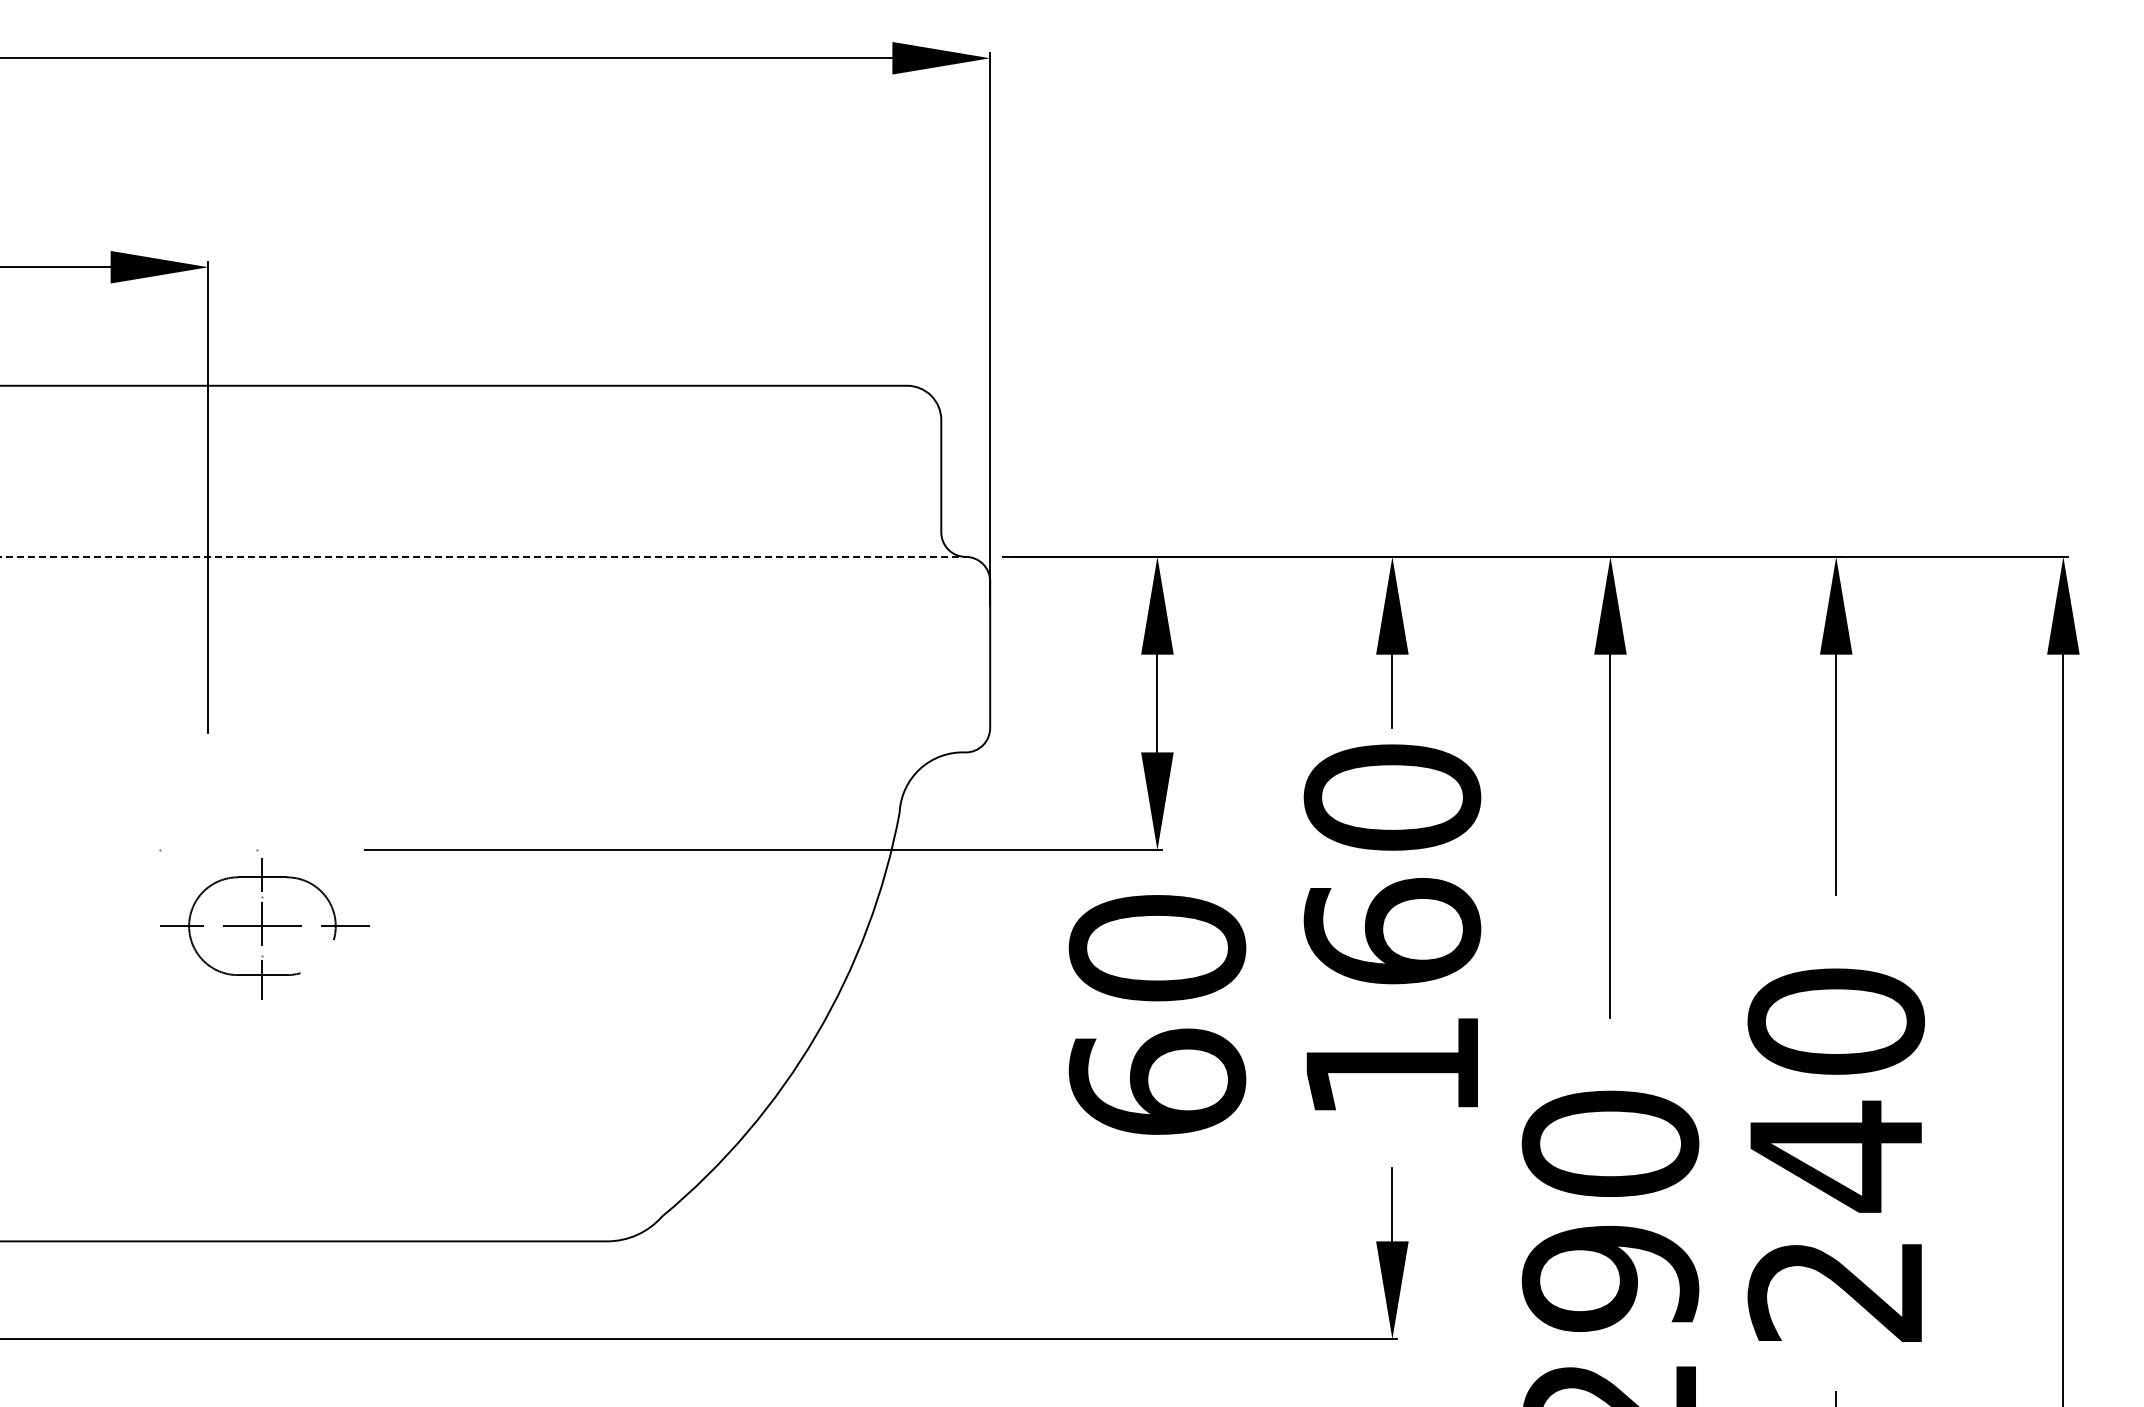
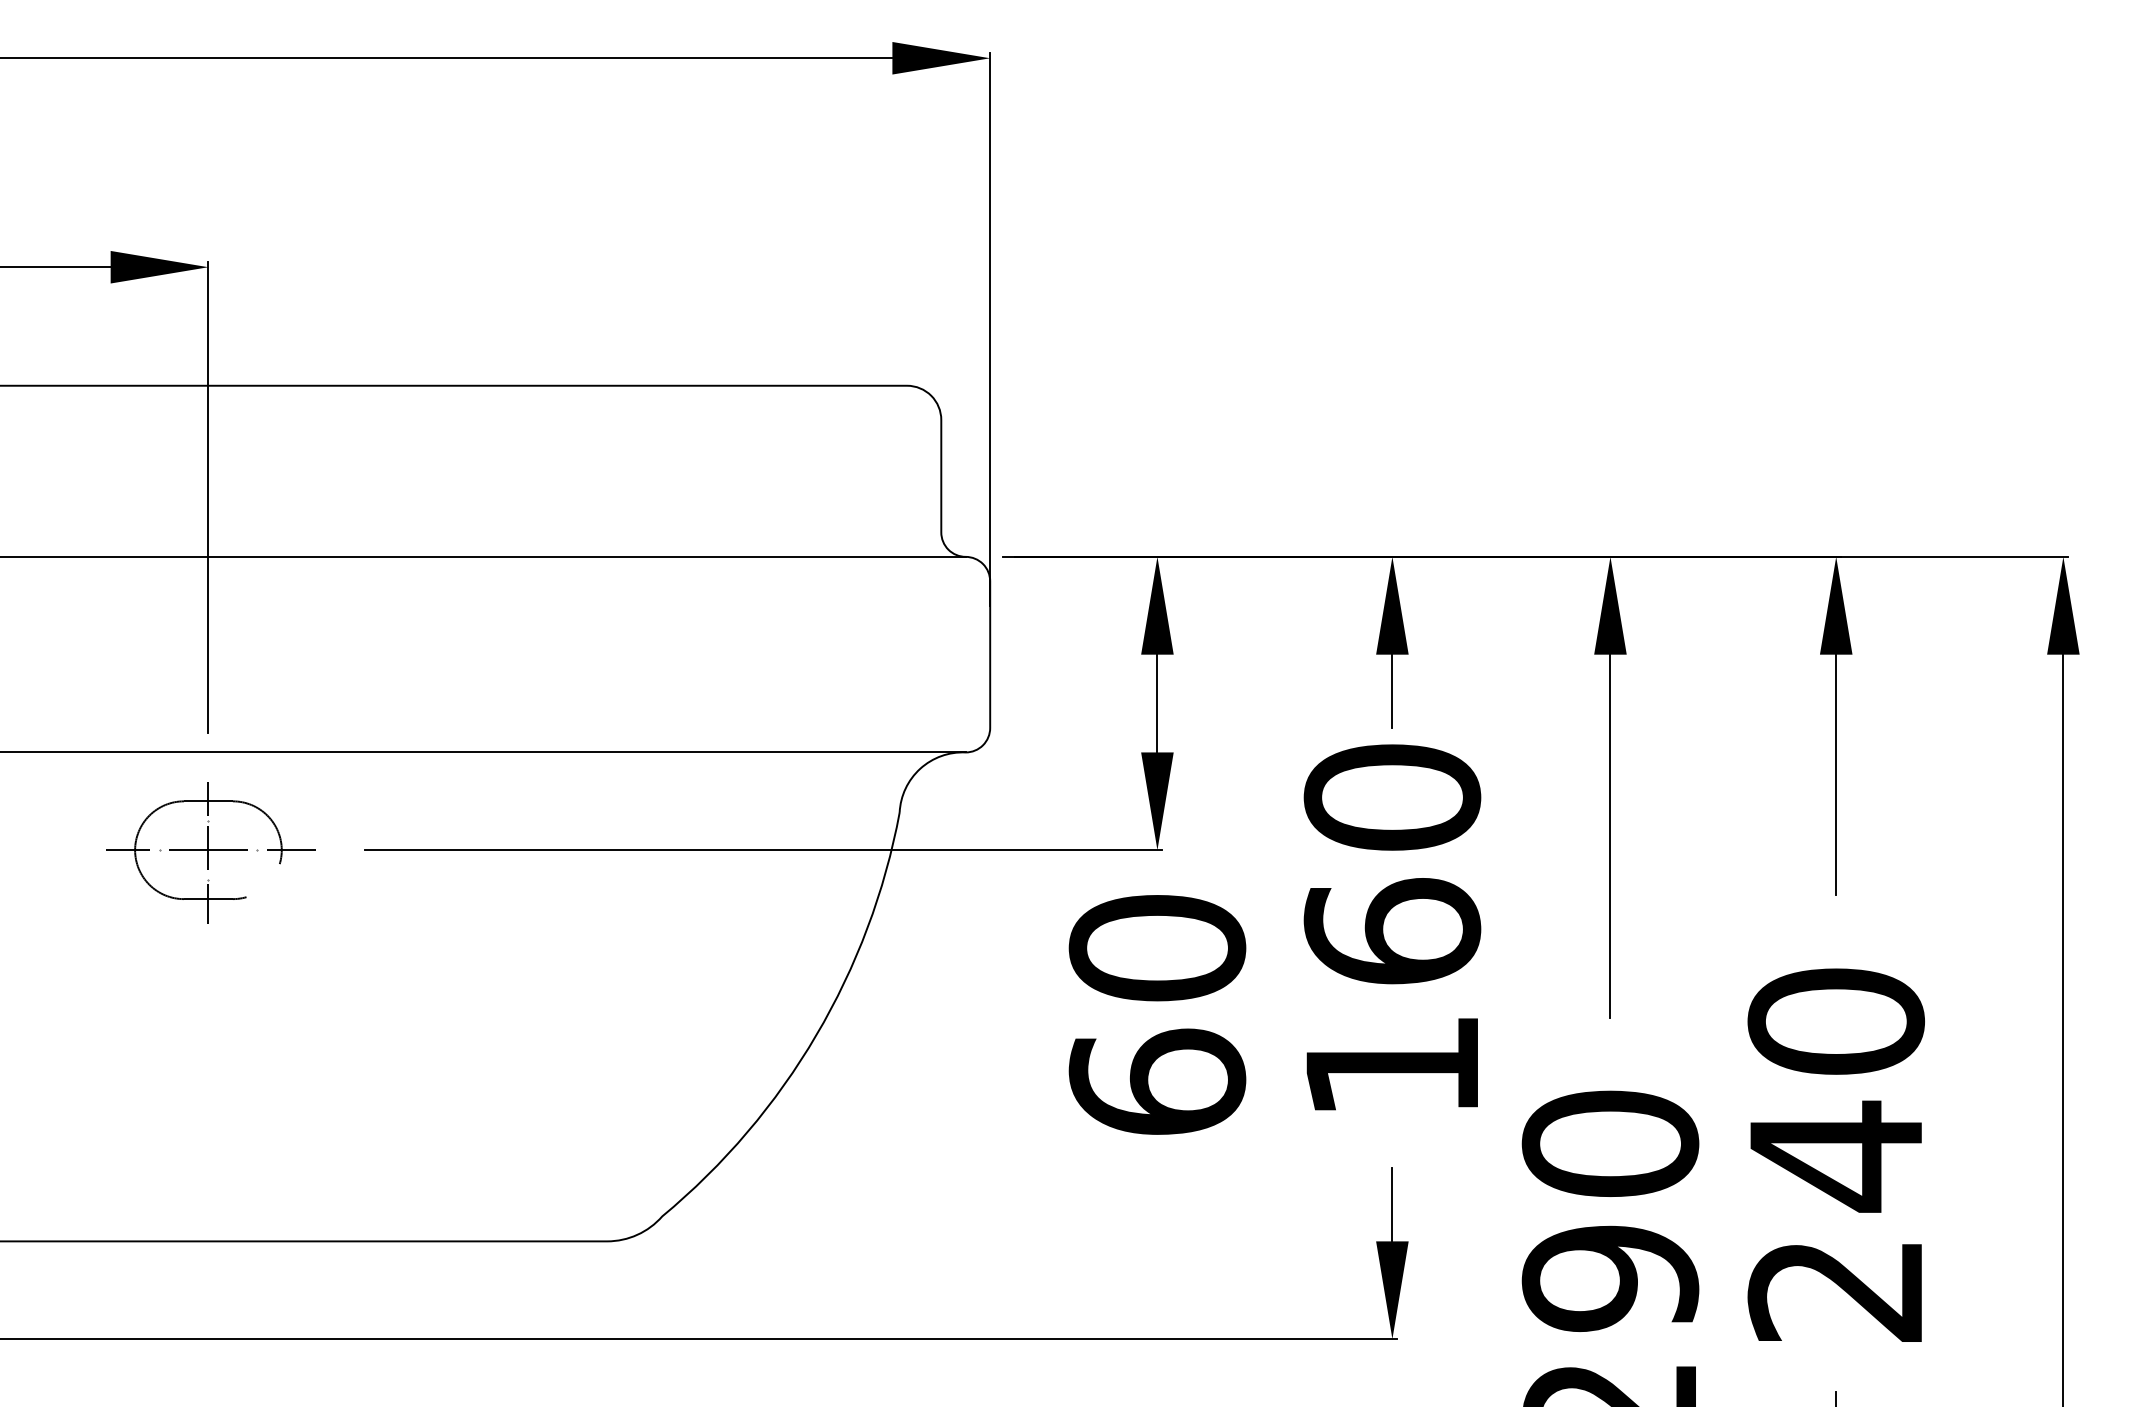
line: dashed -> solid (483, 556)
line: none -> present (483, 752)
part position: (264, 928) -> (210, 852) (210, 852)
